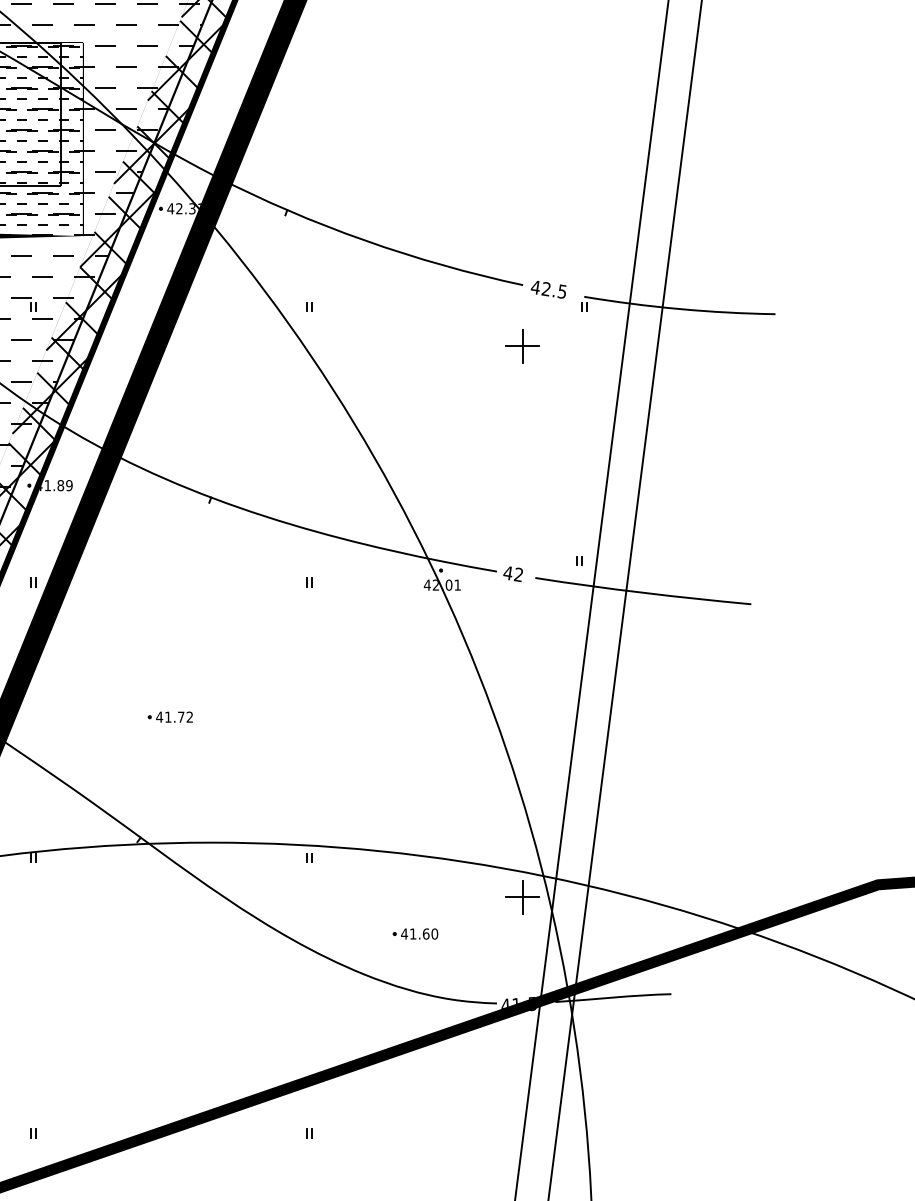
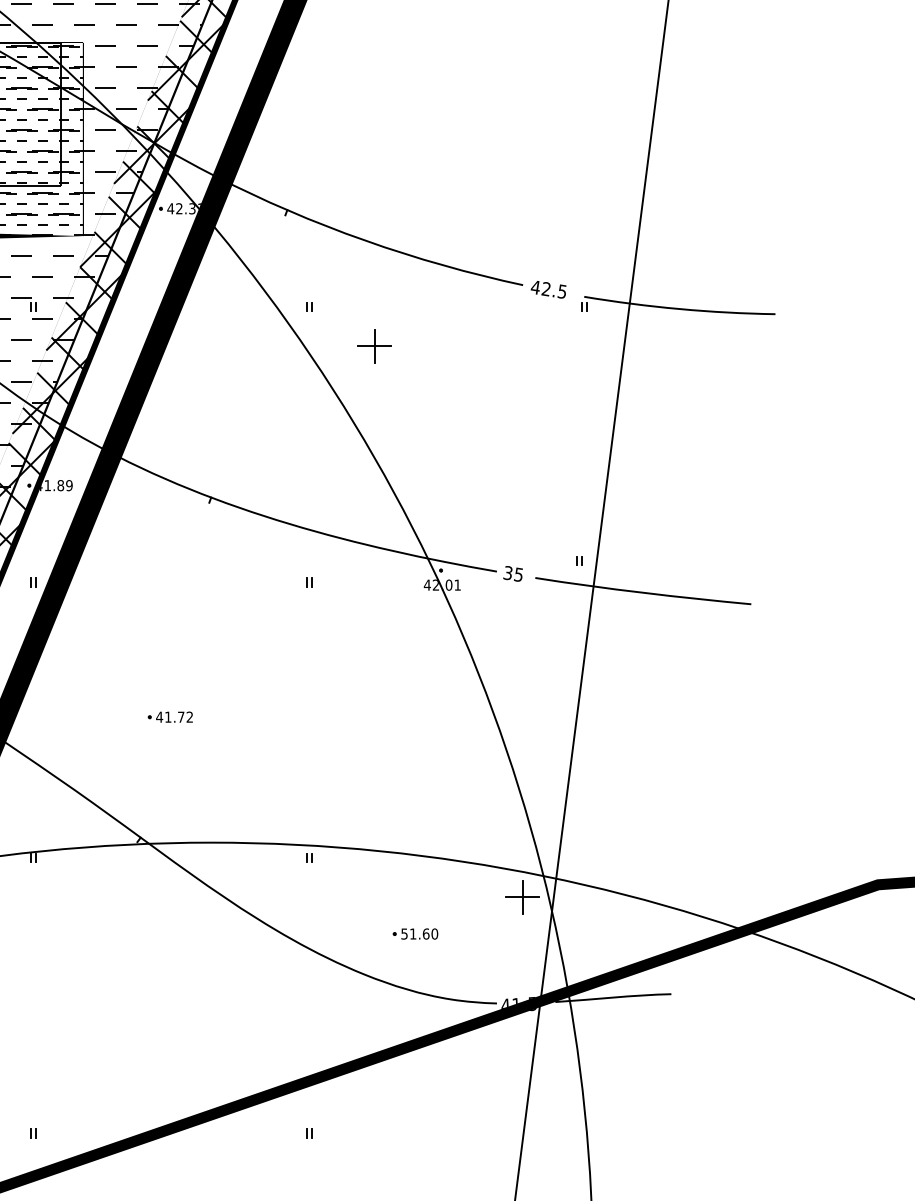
part position: (522, 346) -> (374, 346) (374, 346)
text: 42 -> 35 (512, 574)
line: present -> none (624, 599)
text: 41.60 -> 51.60 (404, 933)
